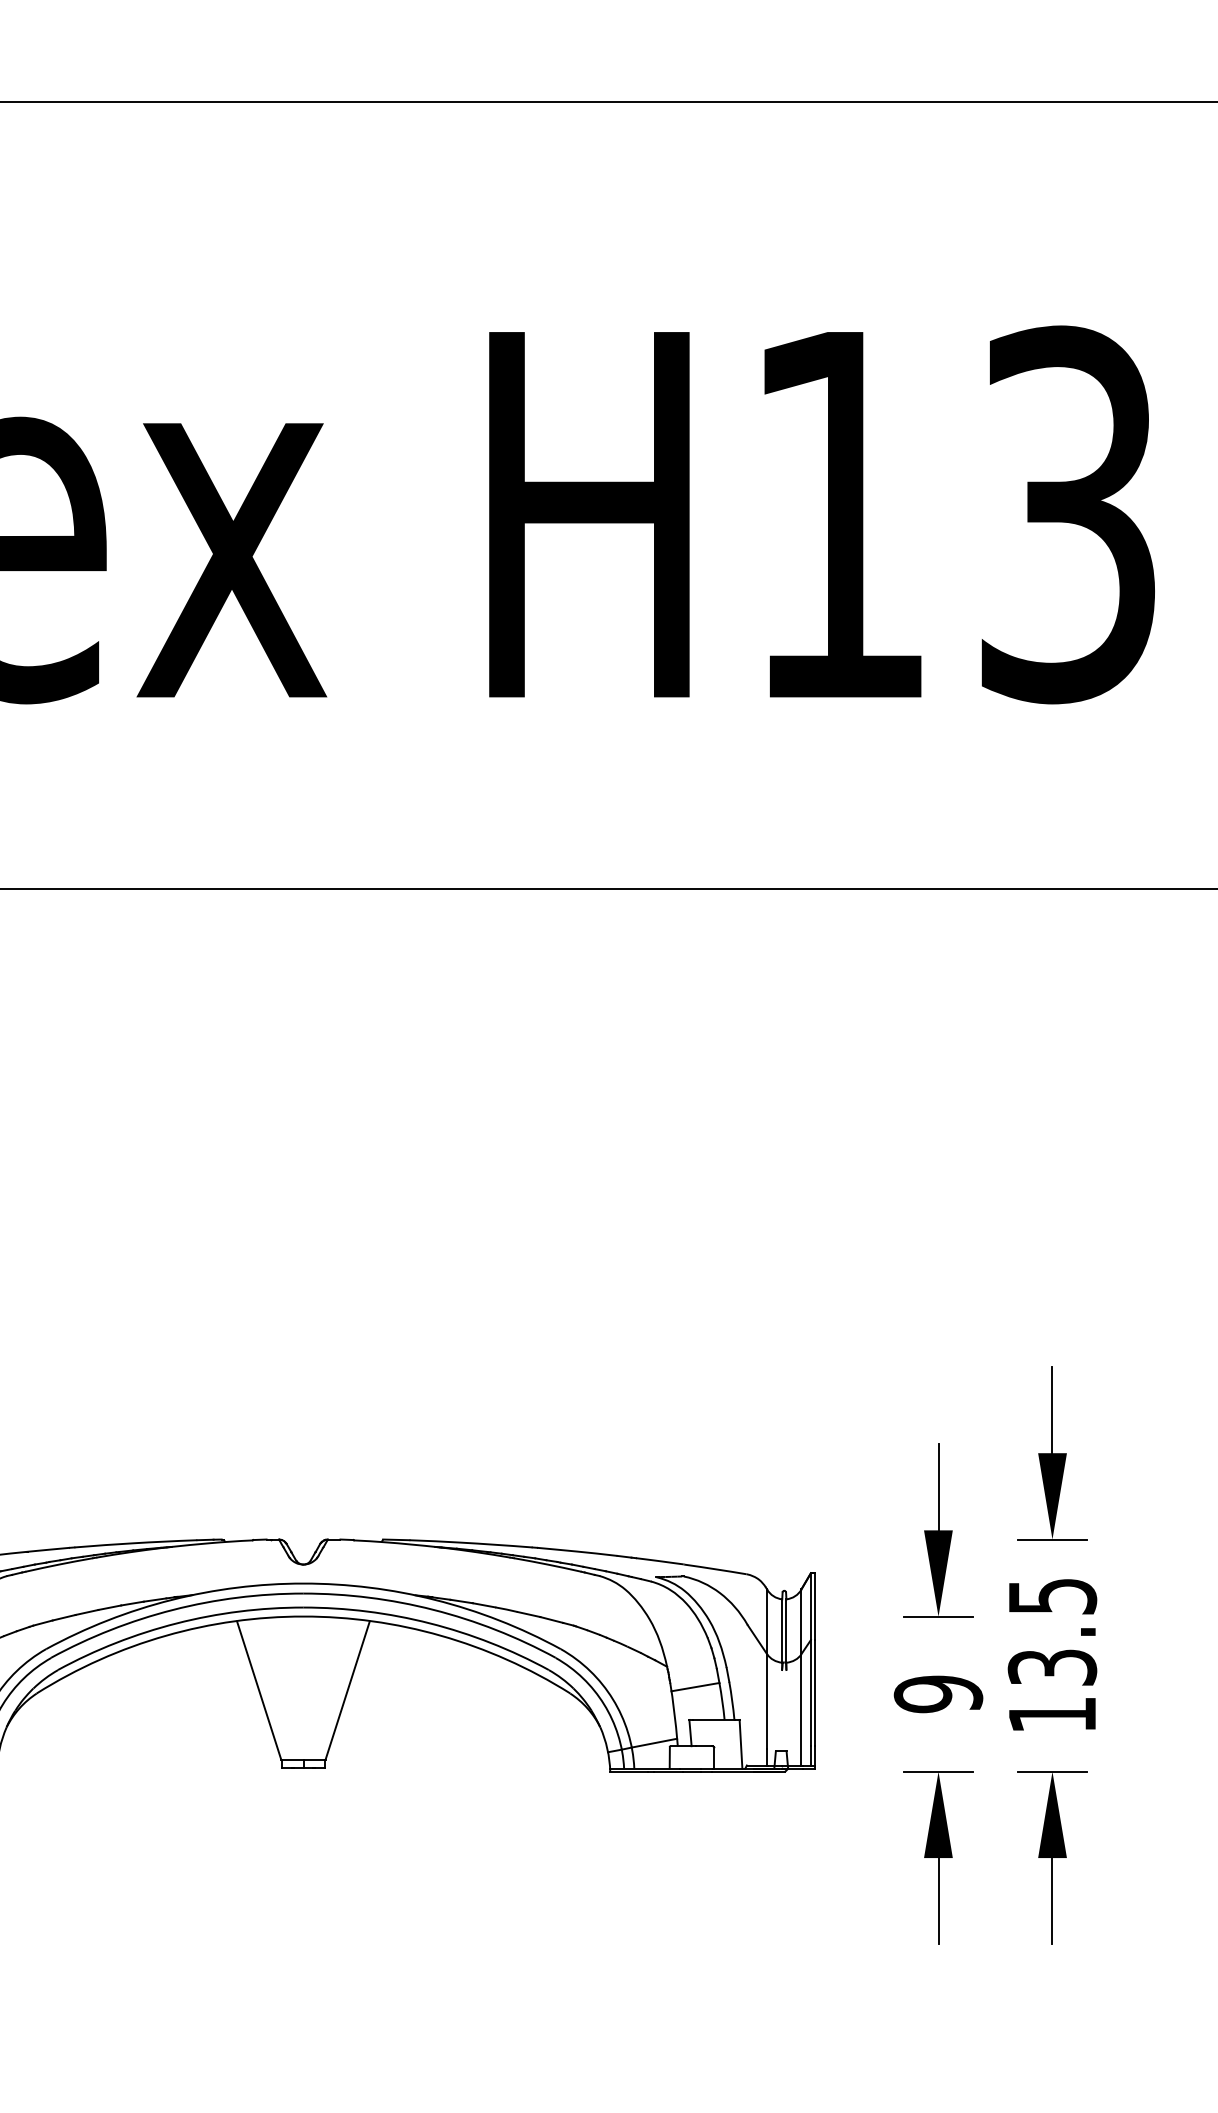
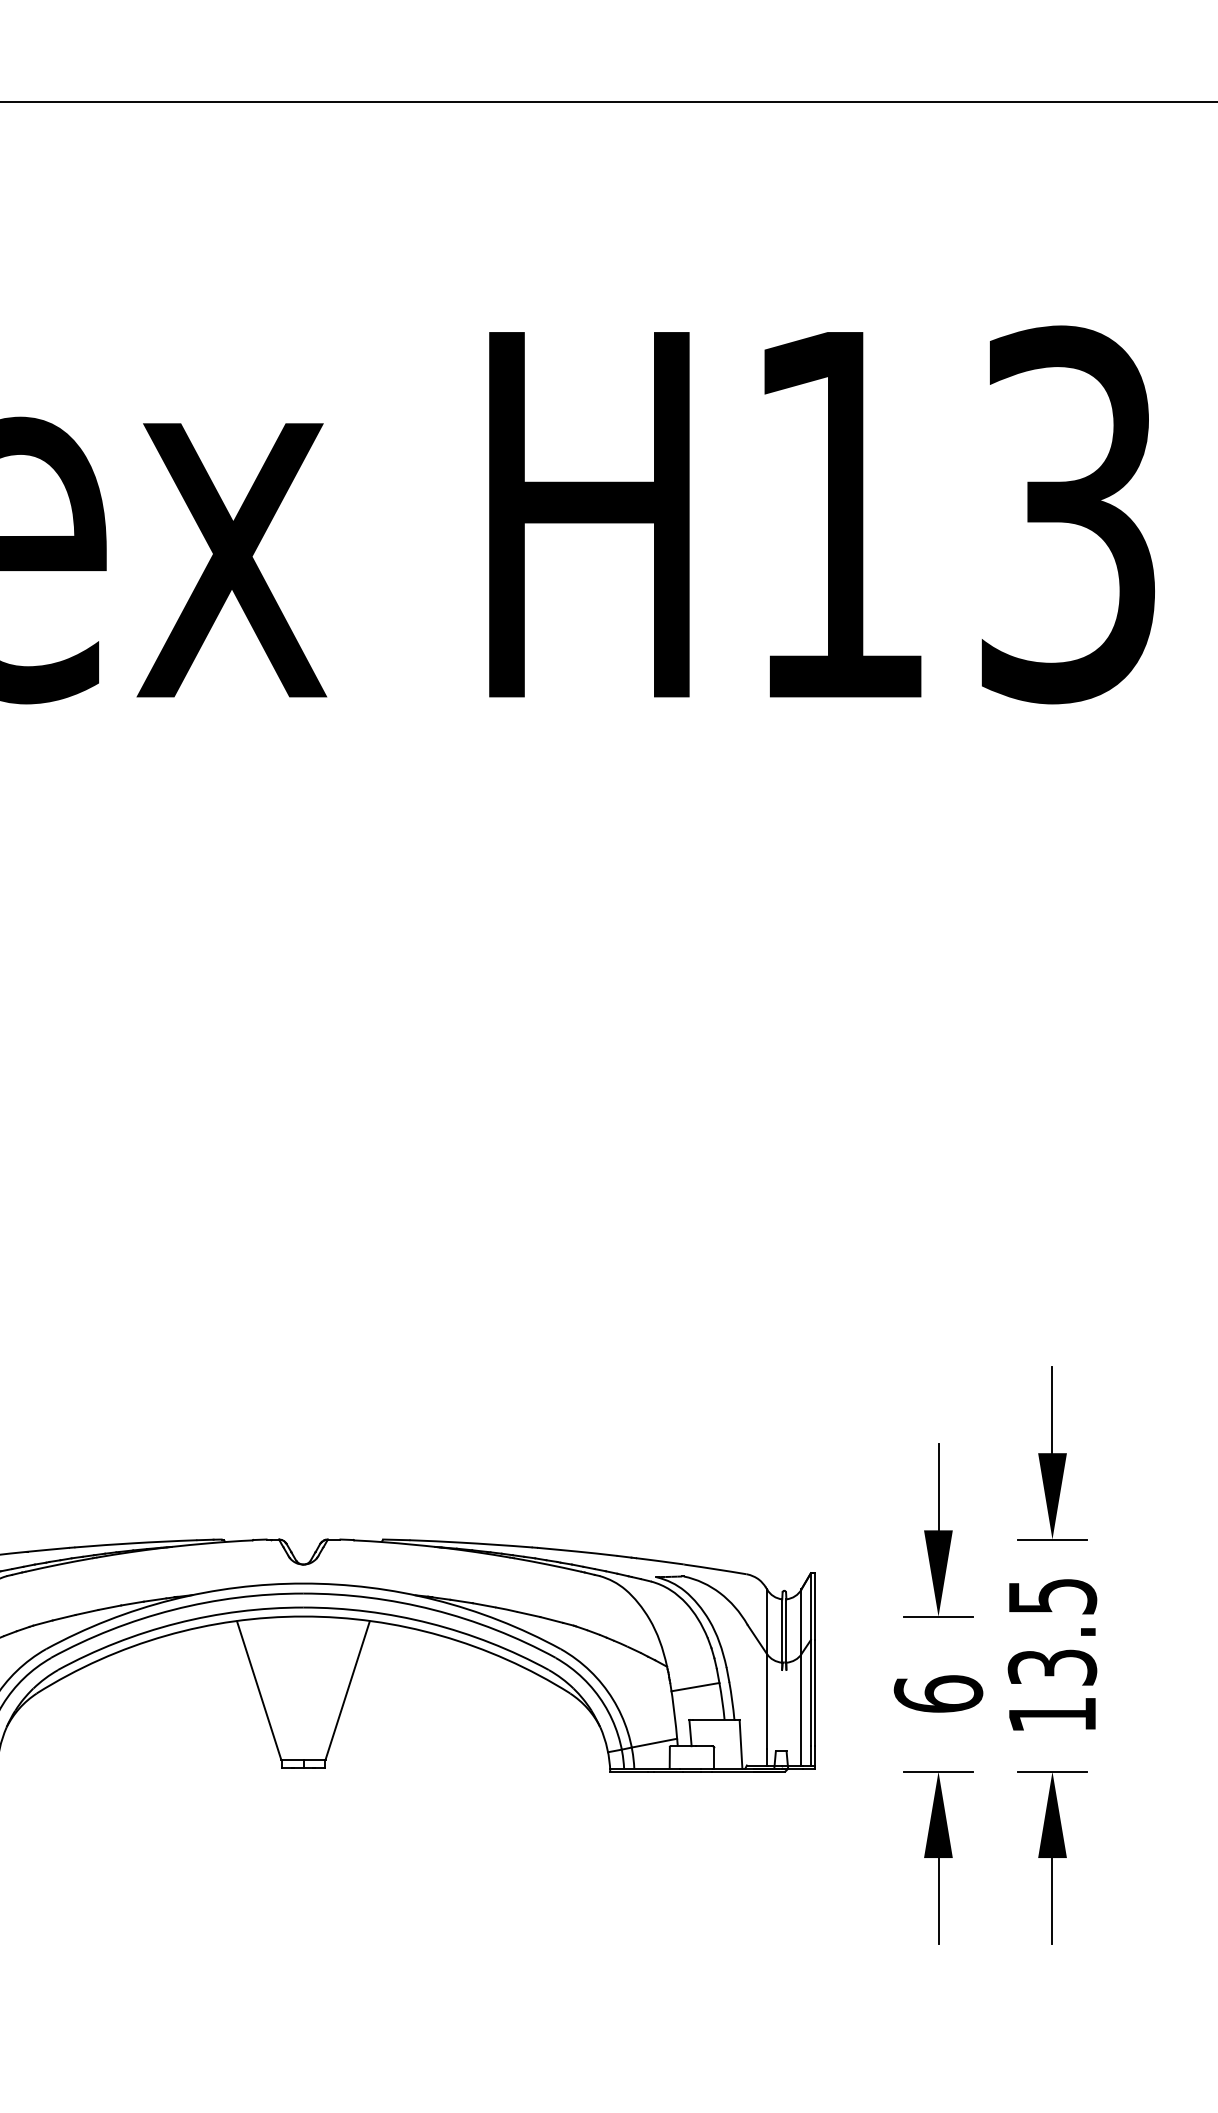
line: present -> none (608, 889)
text: 9 -> 6 (938, 1694)
